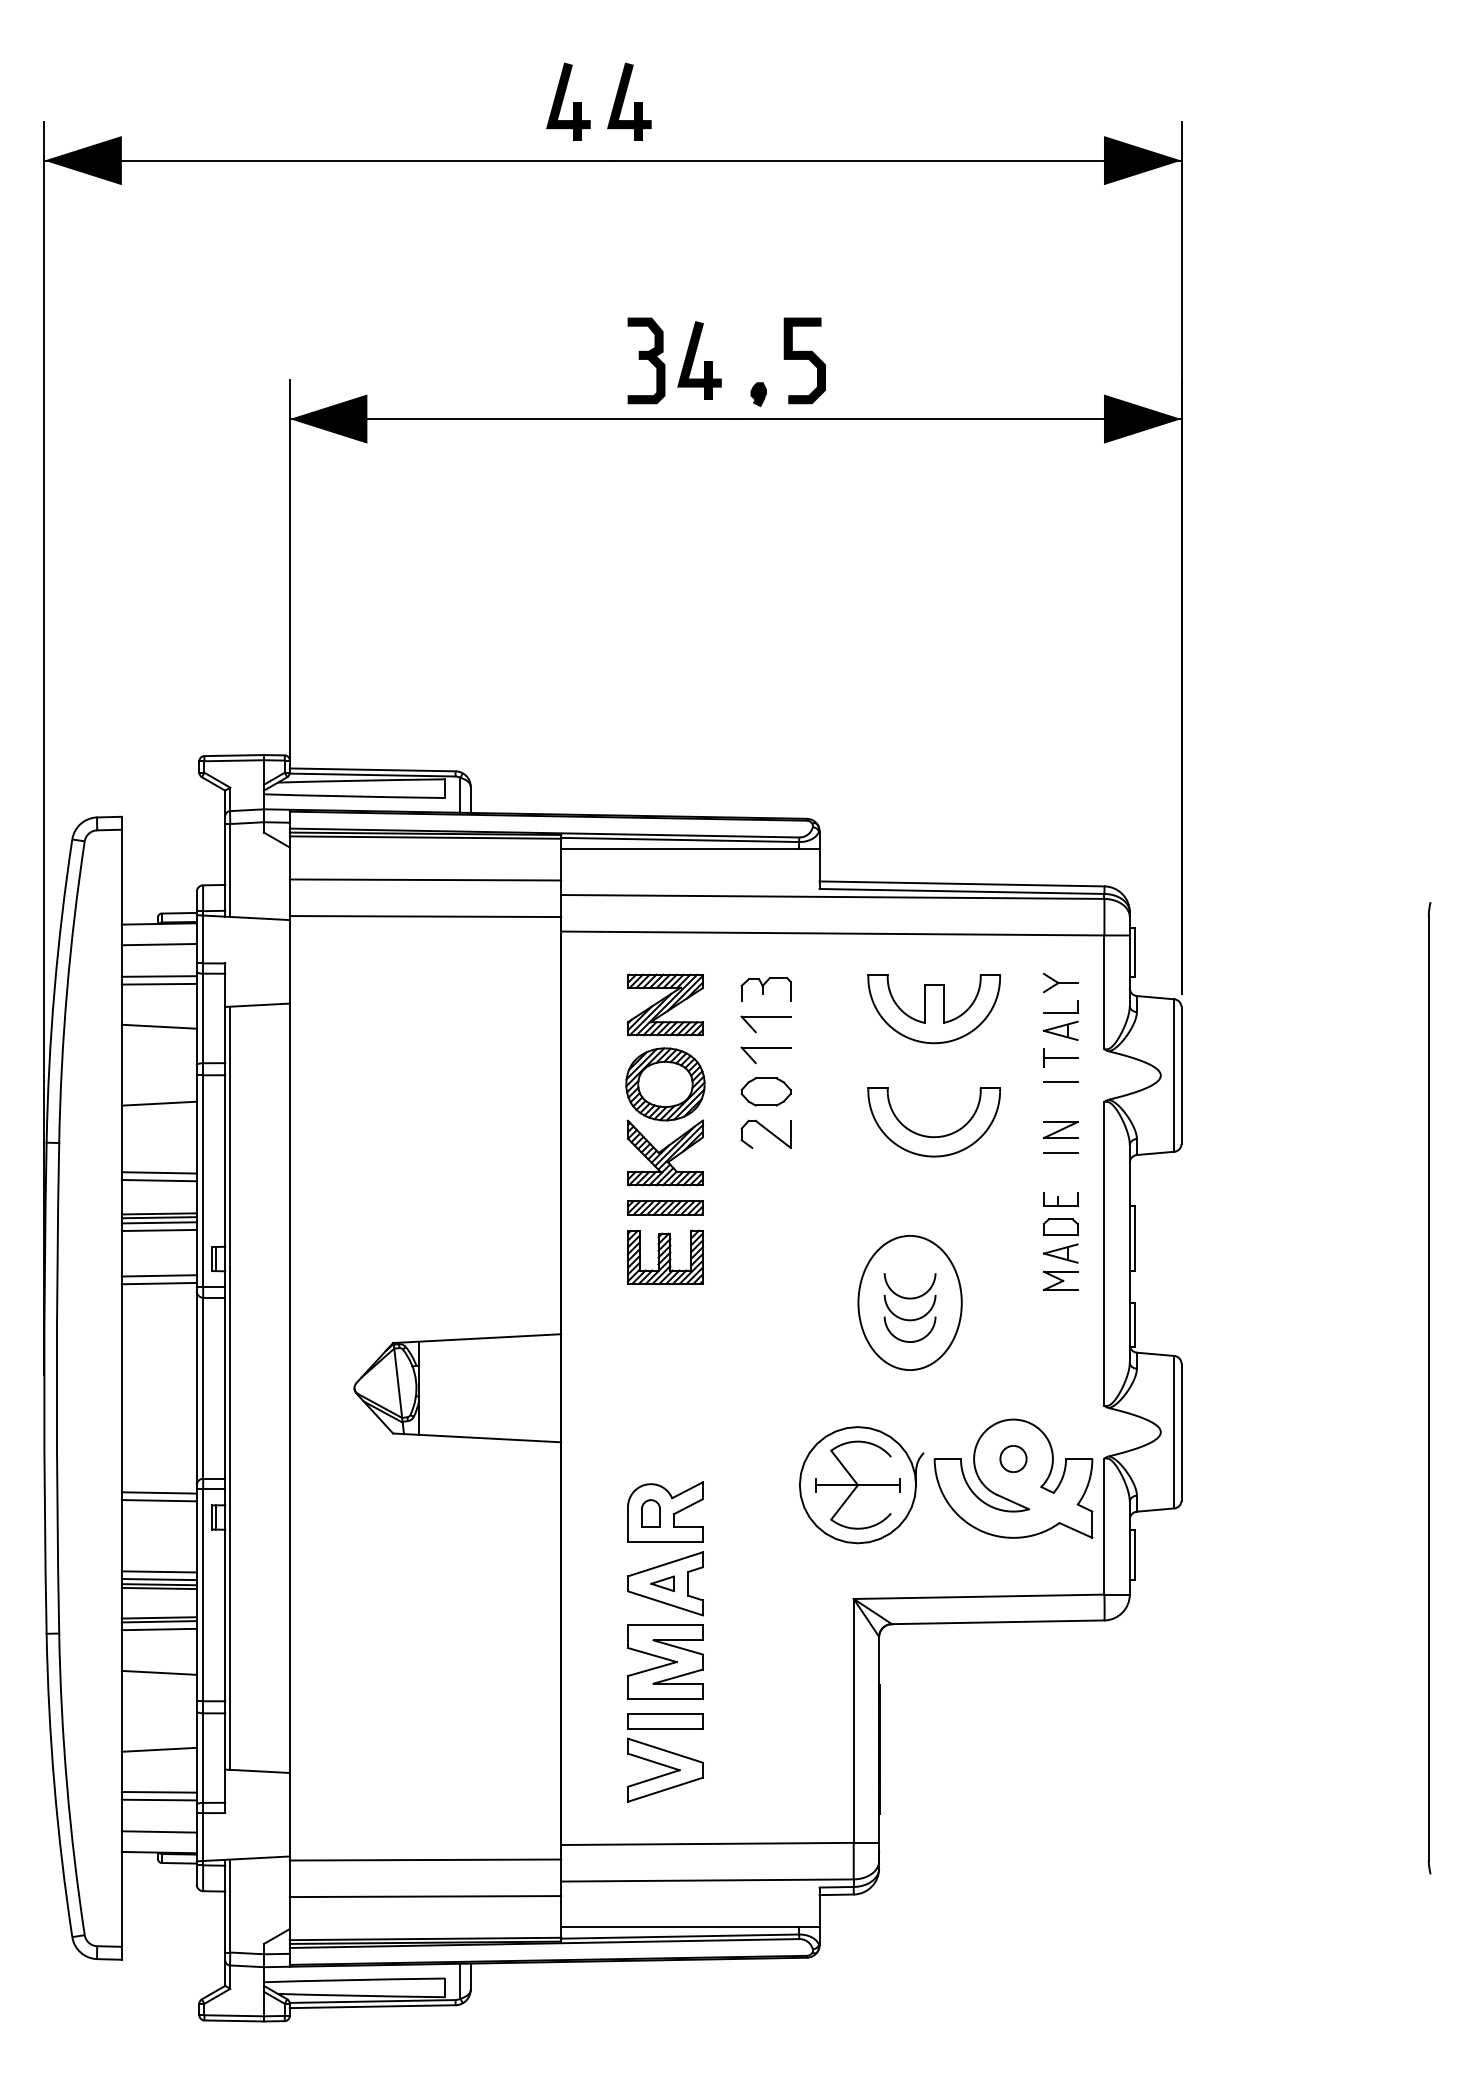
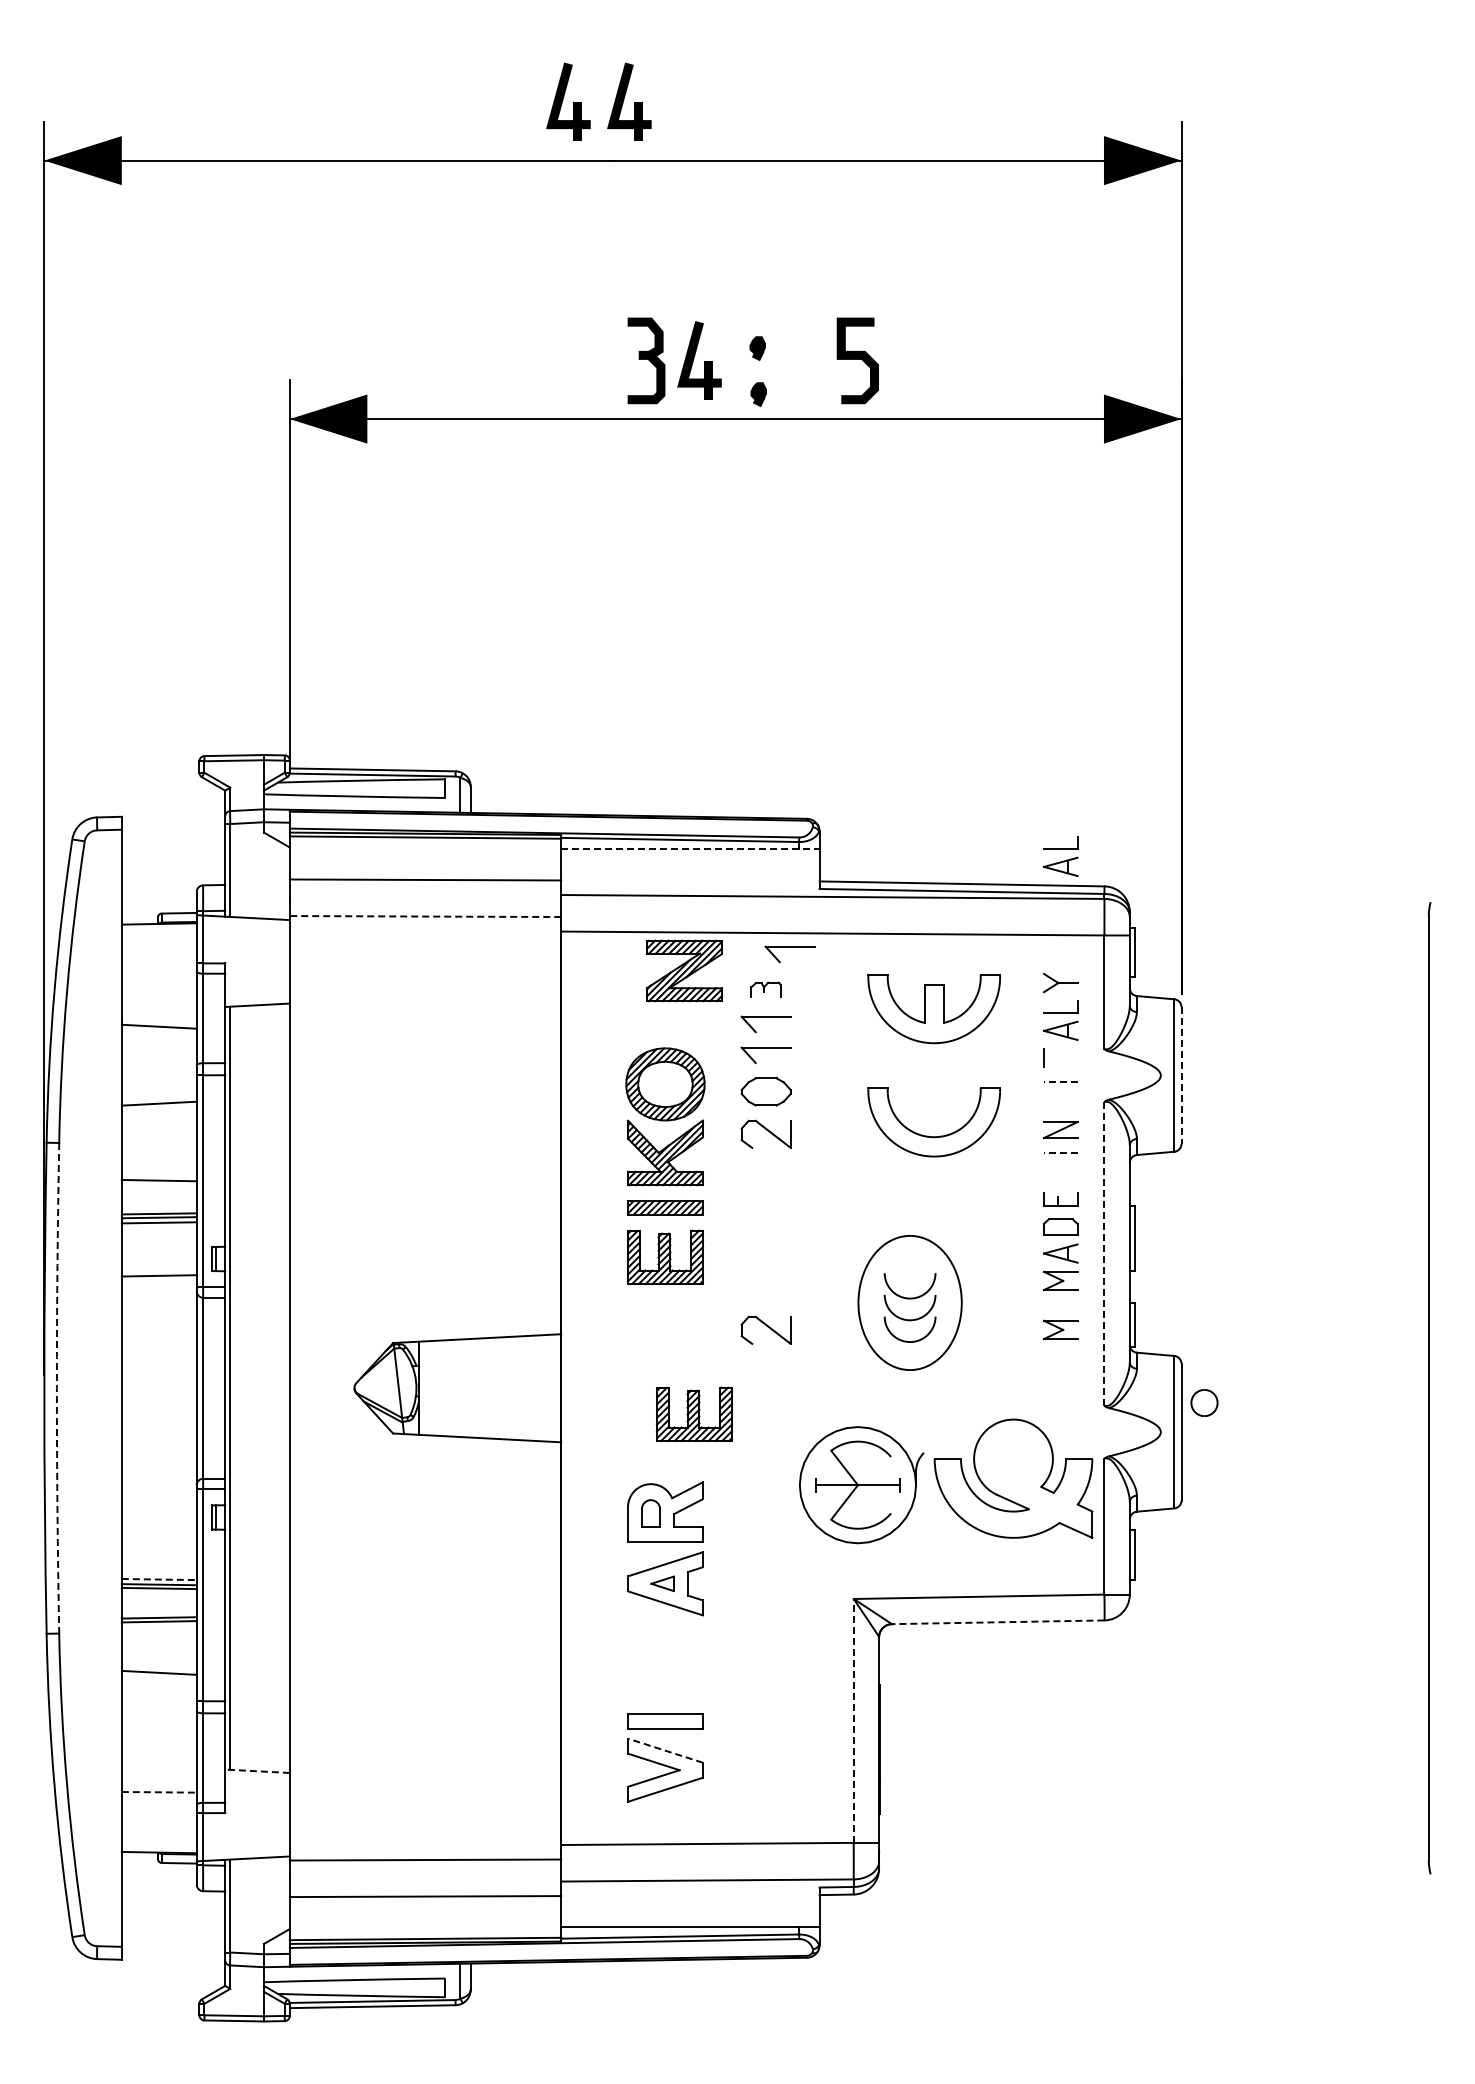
part: none -> present (757, 348)
curve position: (804, 359) -> (857, 359) (857, 359)
line: solid -> dashed (690, 849)
part: none -> present (1060, 856)
line: solid -> dashed (425, 916)
line: present -> none (158, 944)
part: none -> present (789, 947)
line: present -> none (158, 976)
line: present -> none (158, 983)
part size: 52x25 px -> 32x17 px (765, 989)
part position: (665, 1004) -> (684, 970) (684, 970)
line: present -> none (1060, 1058)
line: solid -> dashed (1181, 1076)
line: solid -> dashed (1060, 1081)
line: solid -> dashed (1060, 1152)
line: present -> none (158, 1172)
line: present -> none (158, 1230)
line: solid -> dashed (1104, 1253)
line: present -> none (158, 1283)
part: none -> present (765, 1329)
part: none -> present (1060, 1329)
arc: solid -> dashed (56, 1388)
part: none -> present (694, 1413)
part position: (1013, 1458) -> (1204, 1402) (1204, 1402)
line: present -> none (158, 1492)
line: present -> none (158, 1500)
line: present -> none (158, 1571)
line: solid -> dashed (159, 1579)
line: solid -> dashed (997, 1622)
line: present -> none (158, 1629)
part: present -> none (665, 1661)
line: solid -> dashed (853, 1720)
line: present -> none (158, 1749)
line: solid -> dashed (664, 1750)
line: solid -> dashed (257, 1771)
line: solid -> dashed (159, 1792)
line: present -> none (158, 1799)
line: present -> none (158, 1831)
